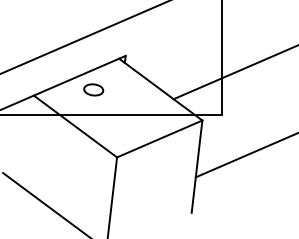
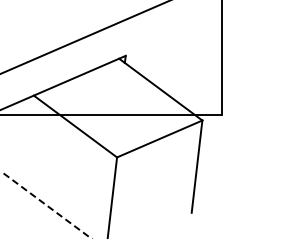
line: present -> none (234, 72)
part: present -> none (93, 89)
line: present -> none (245, 155)
line: solid -> dashed (47, 205)
